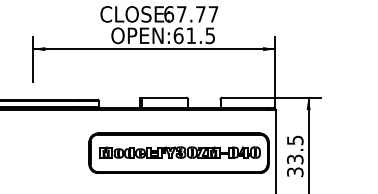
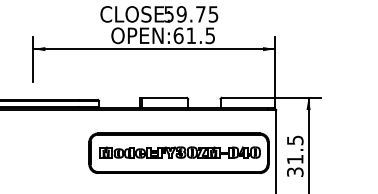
text: 67.77 -> 59.75 (191, 14)
text: 33.5 -> 31.5 (295, 159)
